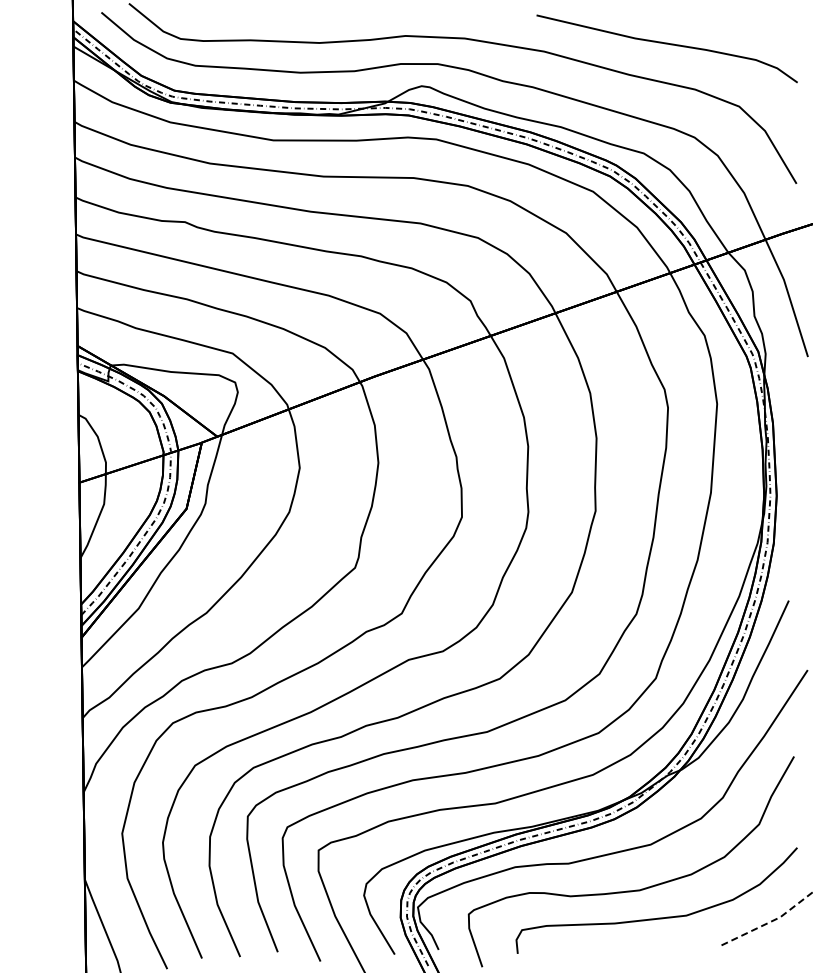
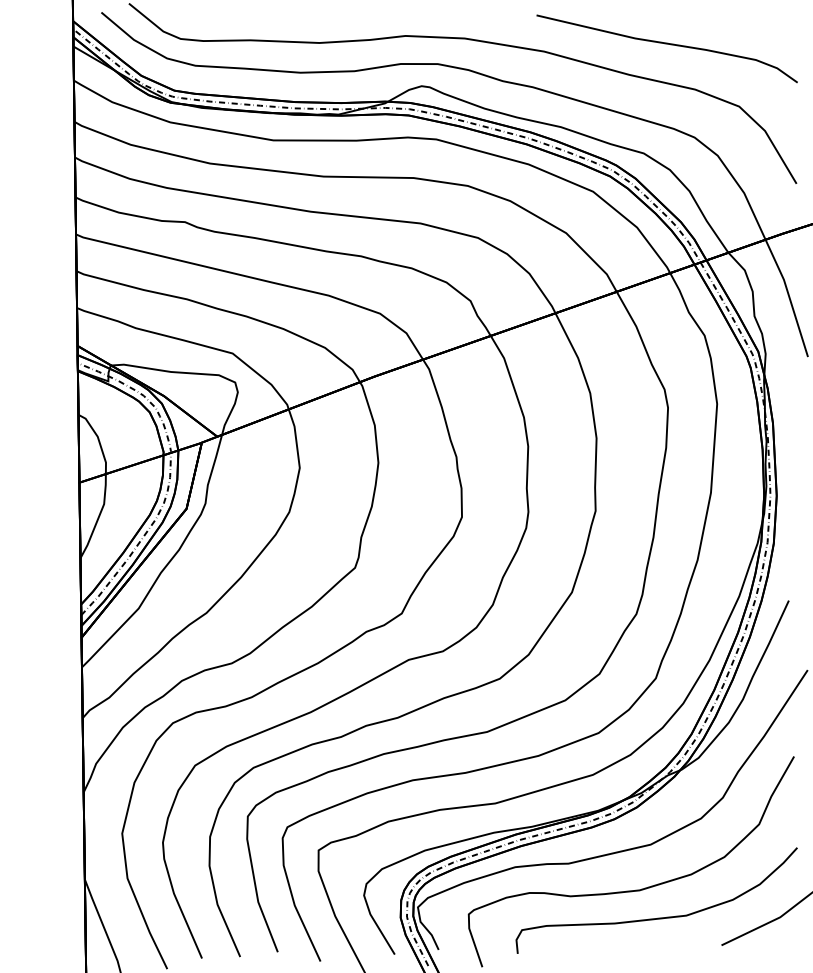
line: dashed -> solid (769, 922)
